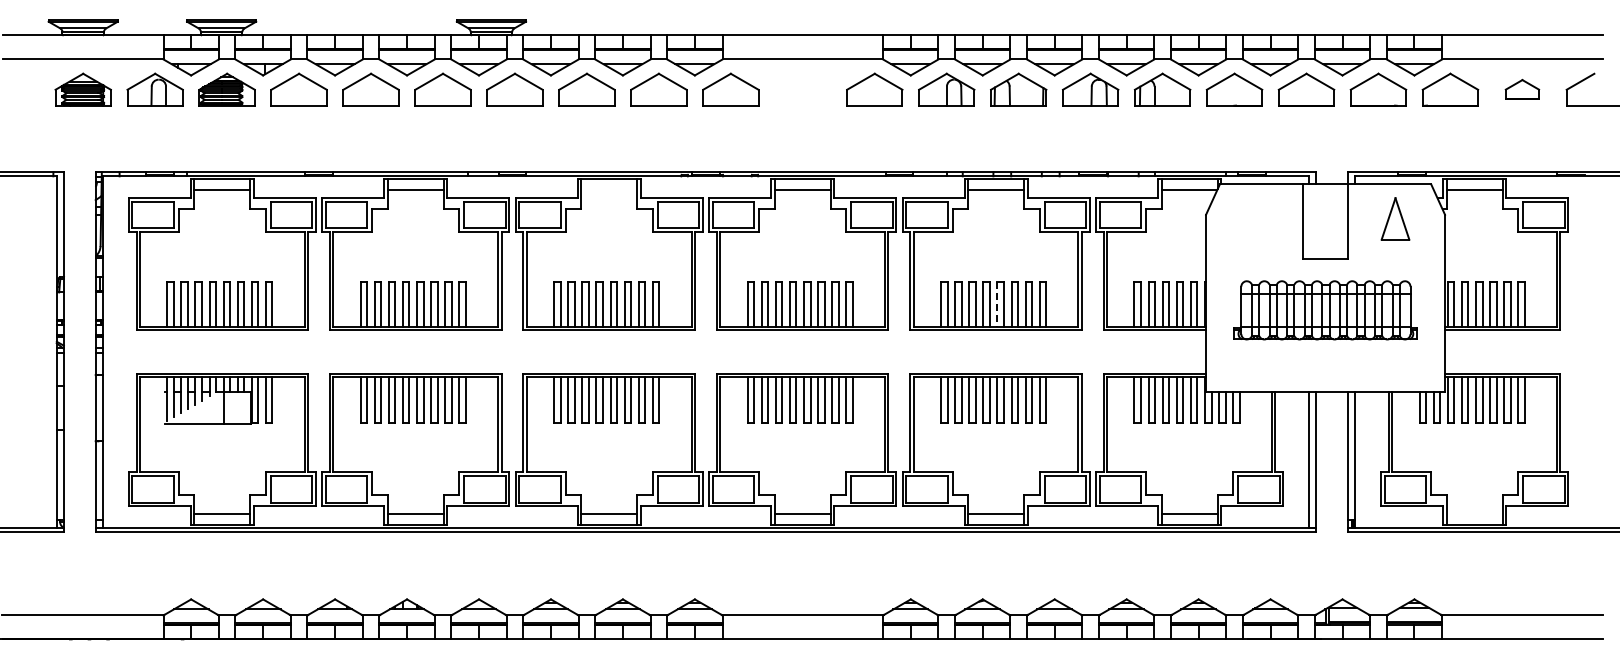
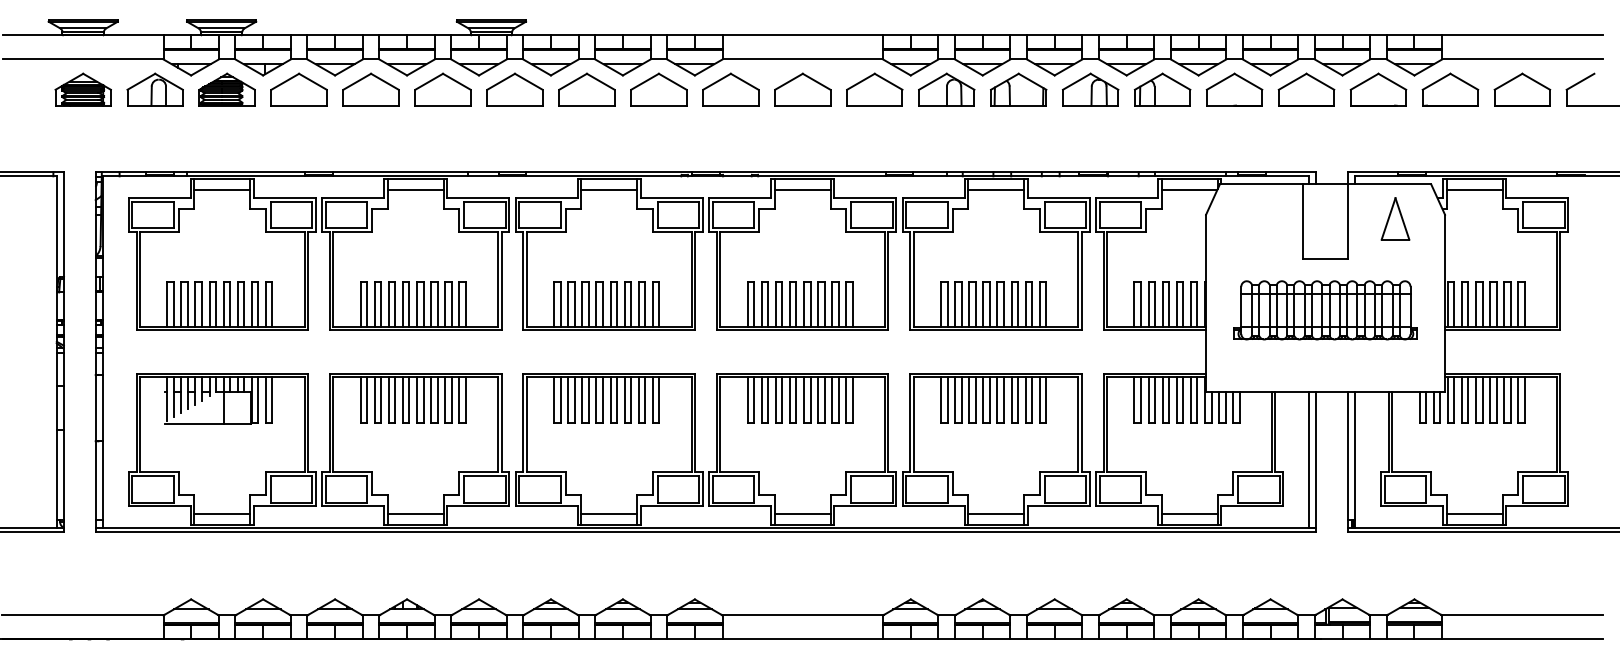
part size: 37x22 px -> 59x35 px (1522, 89)
part: none -> present (802, 89)
line: none -> present (609, 190)
line: dashed -> solid (997, 304)
line: none -> present (1474, 513)
